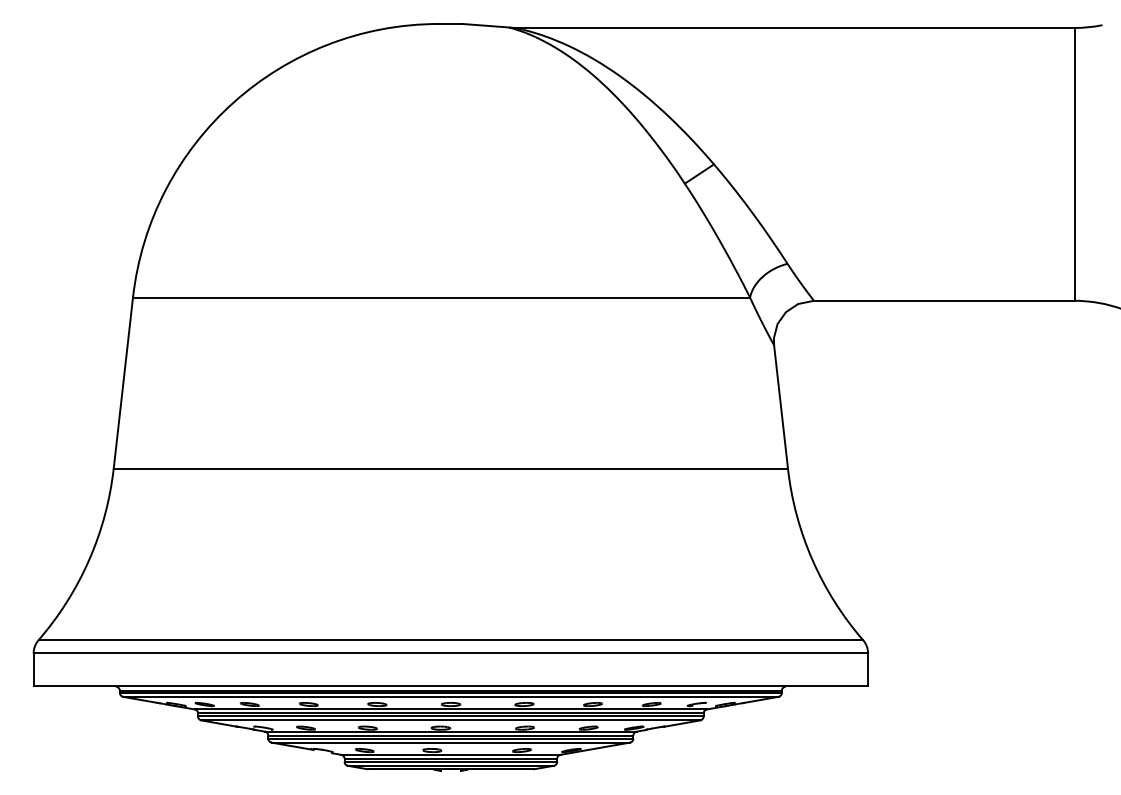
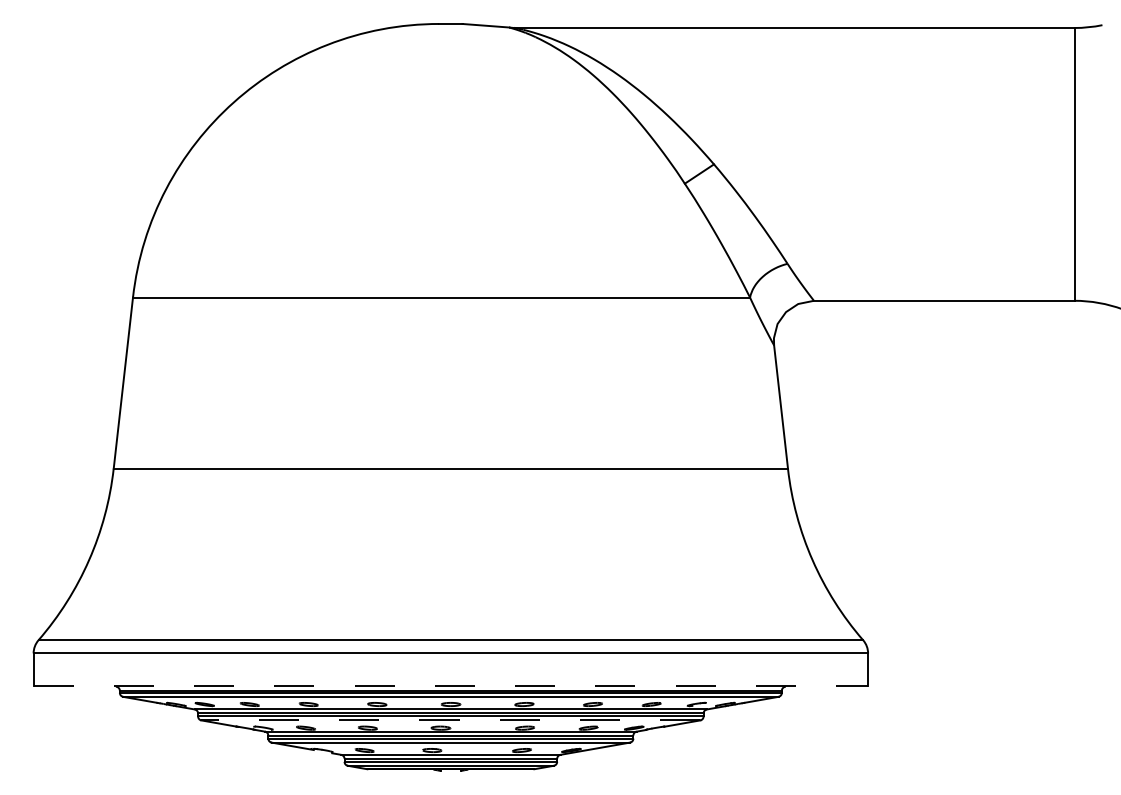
line: solid -> dashed (451, 685)
line: solid -> dashed (450, 720)
